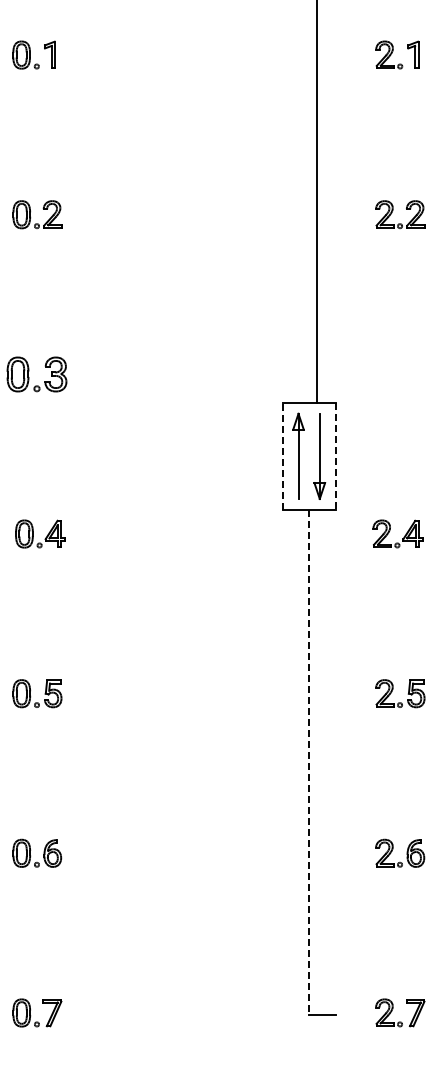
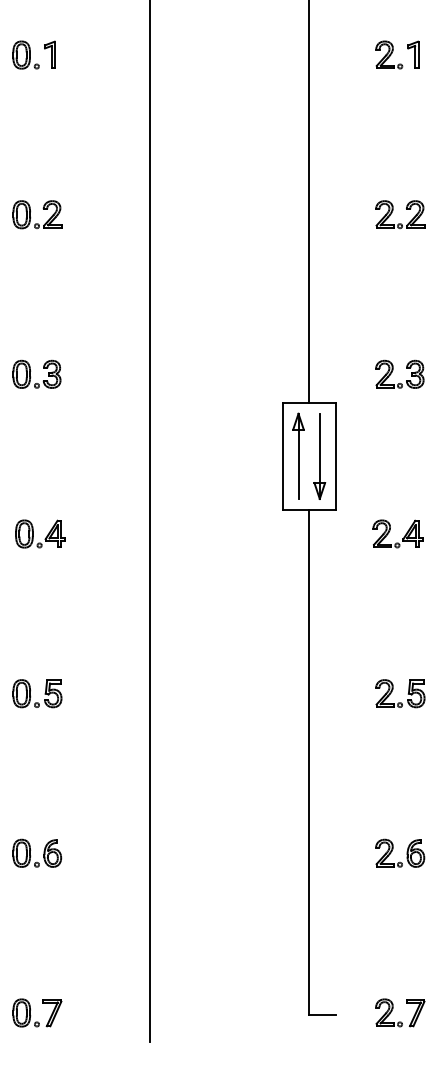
line position: (317, 202) -> (309, 202) (309, 202)
part: none -> present (393, 370)
part size: 62x37 px -> 50x30 px (36, 373)
line: dashed -> solid (282, 455)
line: dashed -> solid (335, 456)
line: none -> present (149, 521)
line: dashed -> solid (309, 762)
